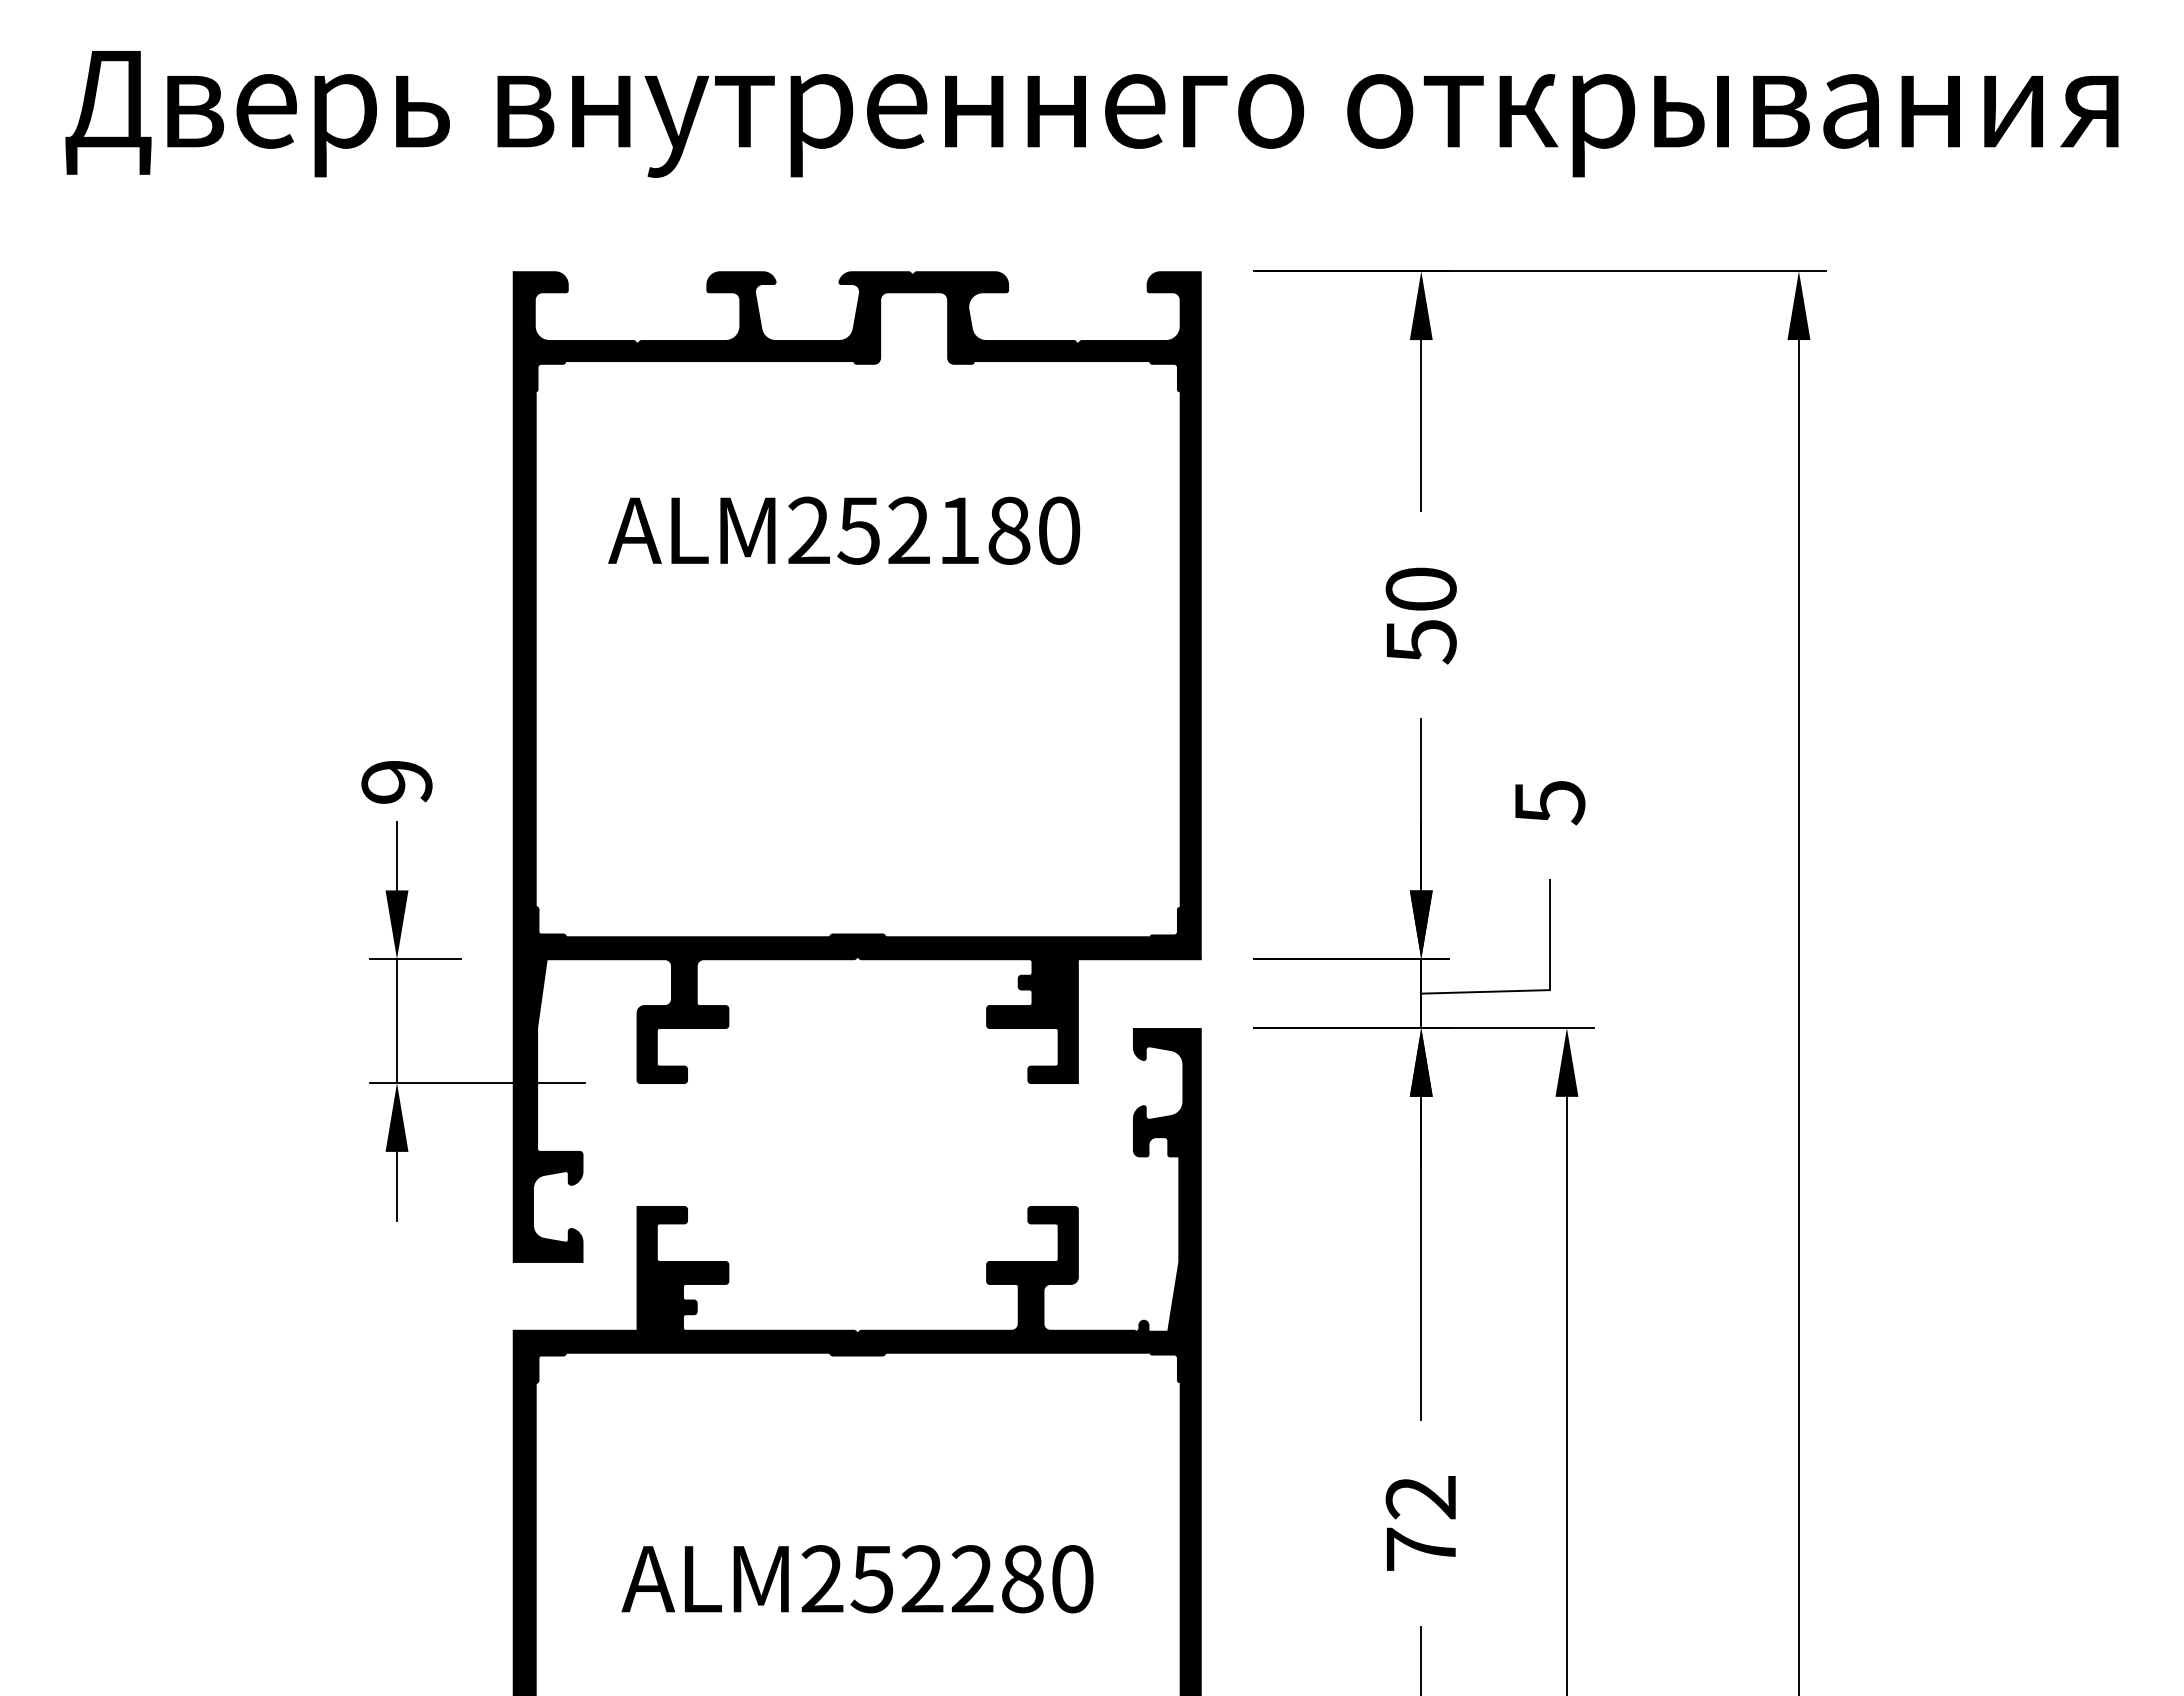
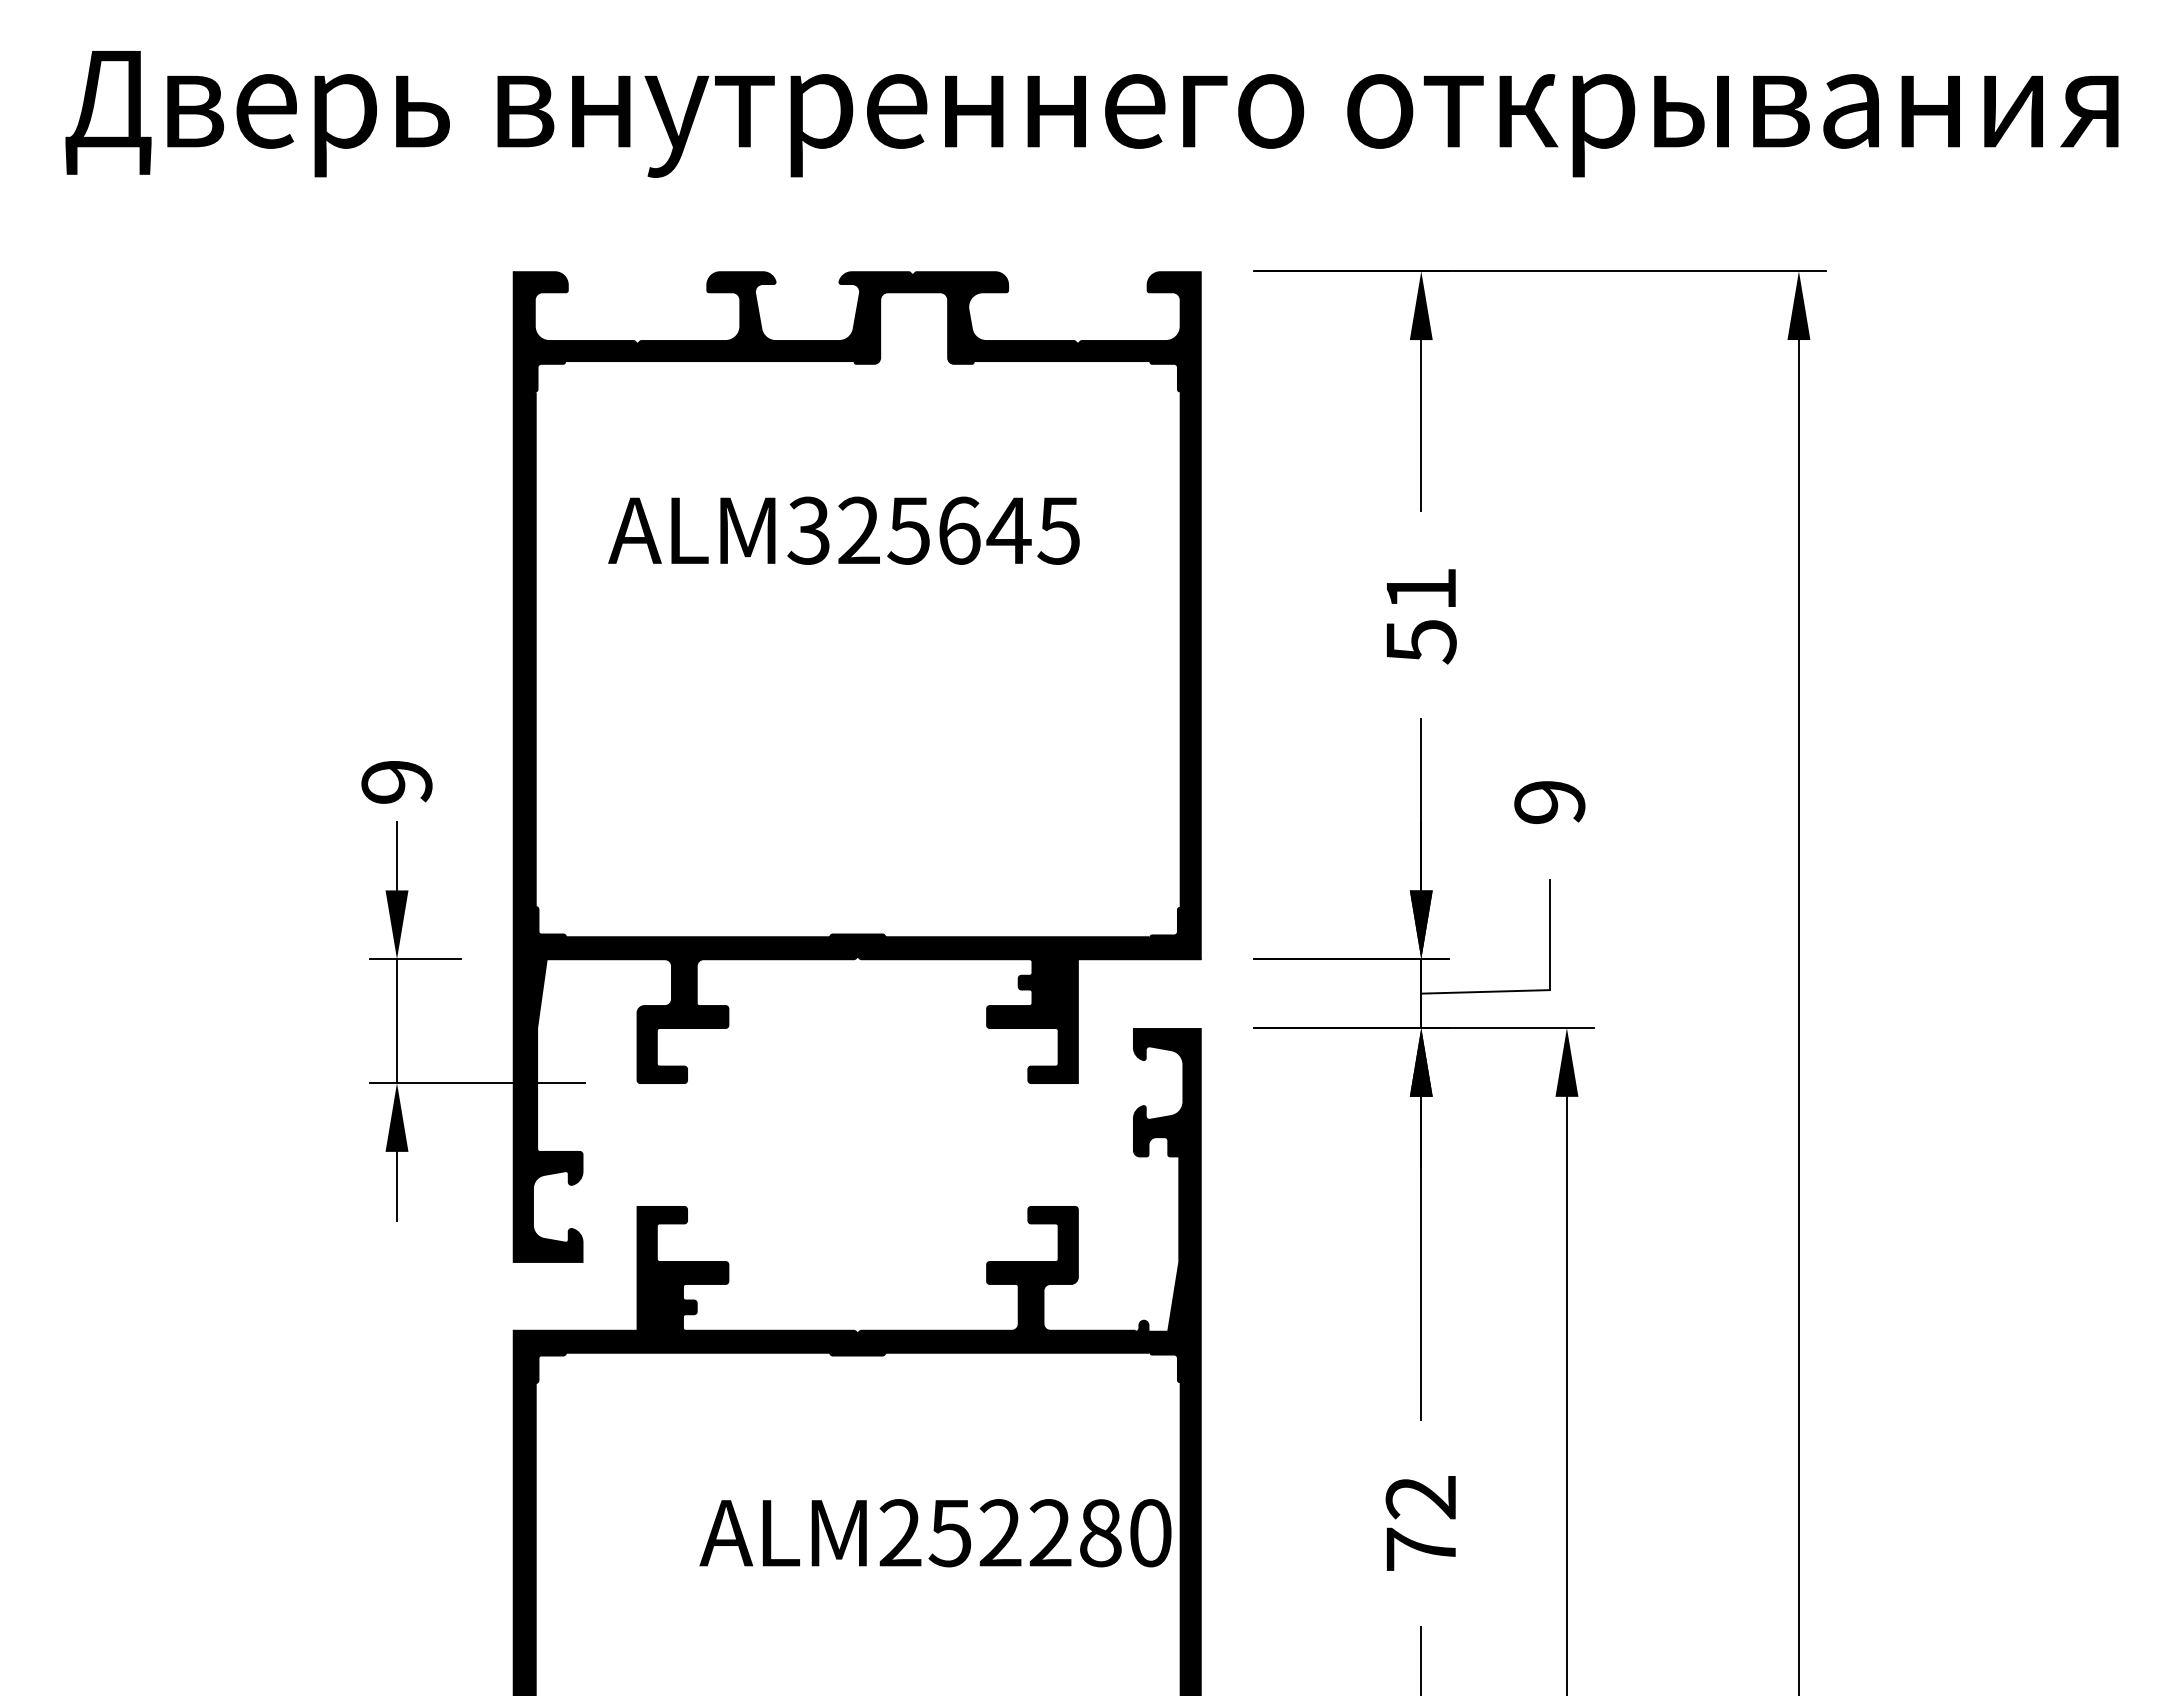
text: ALM252180 -> ALM325645 (933, 530)
text: 50 -> 51 (1420, 588)
text: 5 -> 9 (1549, 803)
text position: (857, 1579) -> (935, 1533) (935, 1533)
